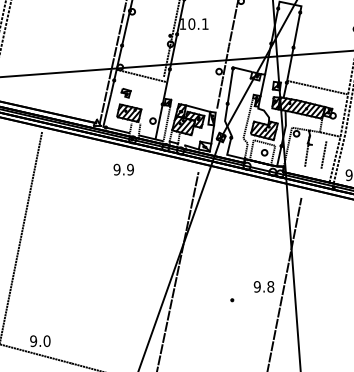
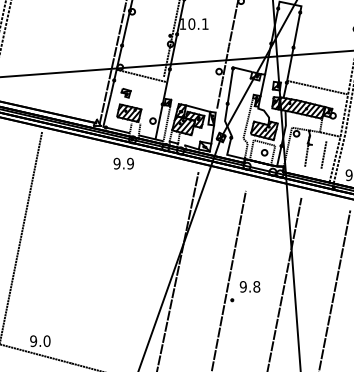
text position: (123, 169) -> (123, 163) (123, 163)
line: none -> present (228, 279)
text position: (263, 286) -> (249, 286) (249, 286)
line: none -> present (334, 289)
